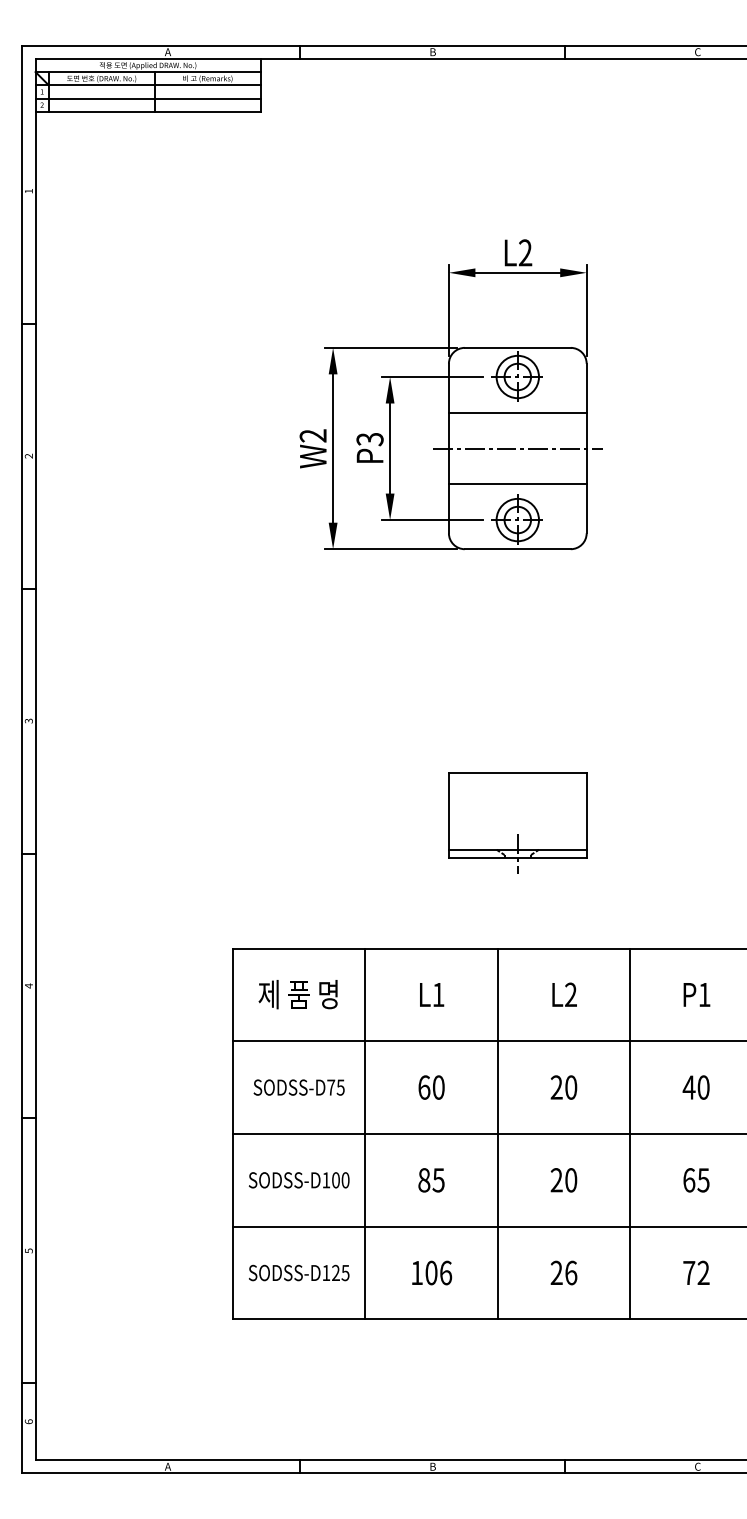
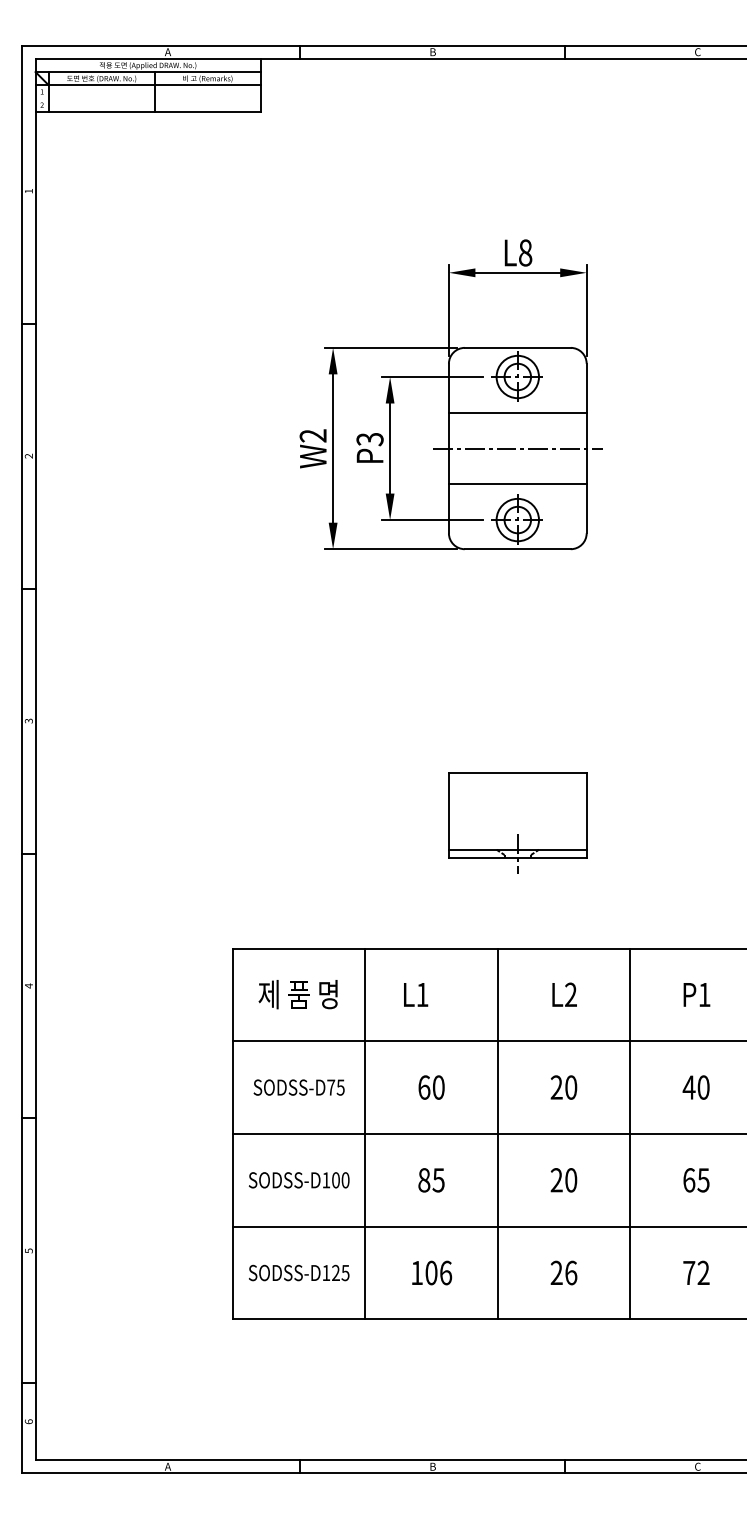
line: present -> none (147, 98)
text: L2 -> L8 (525, 252)
text position: (432, 994) -> (416, 994) (416, 994)
